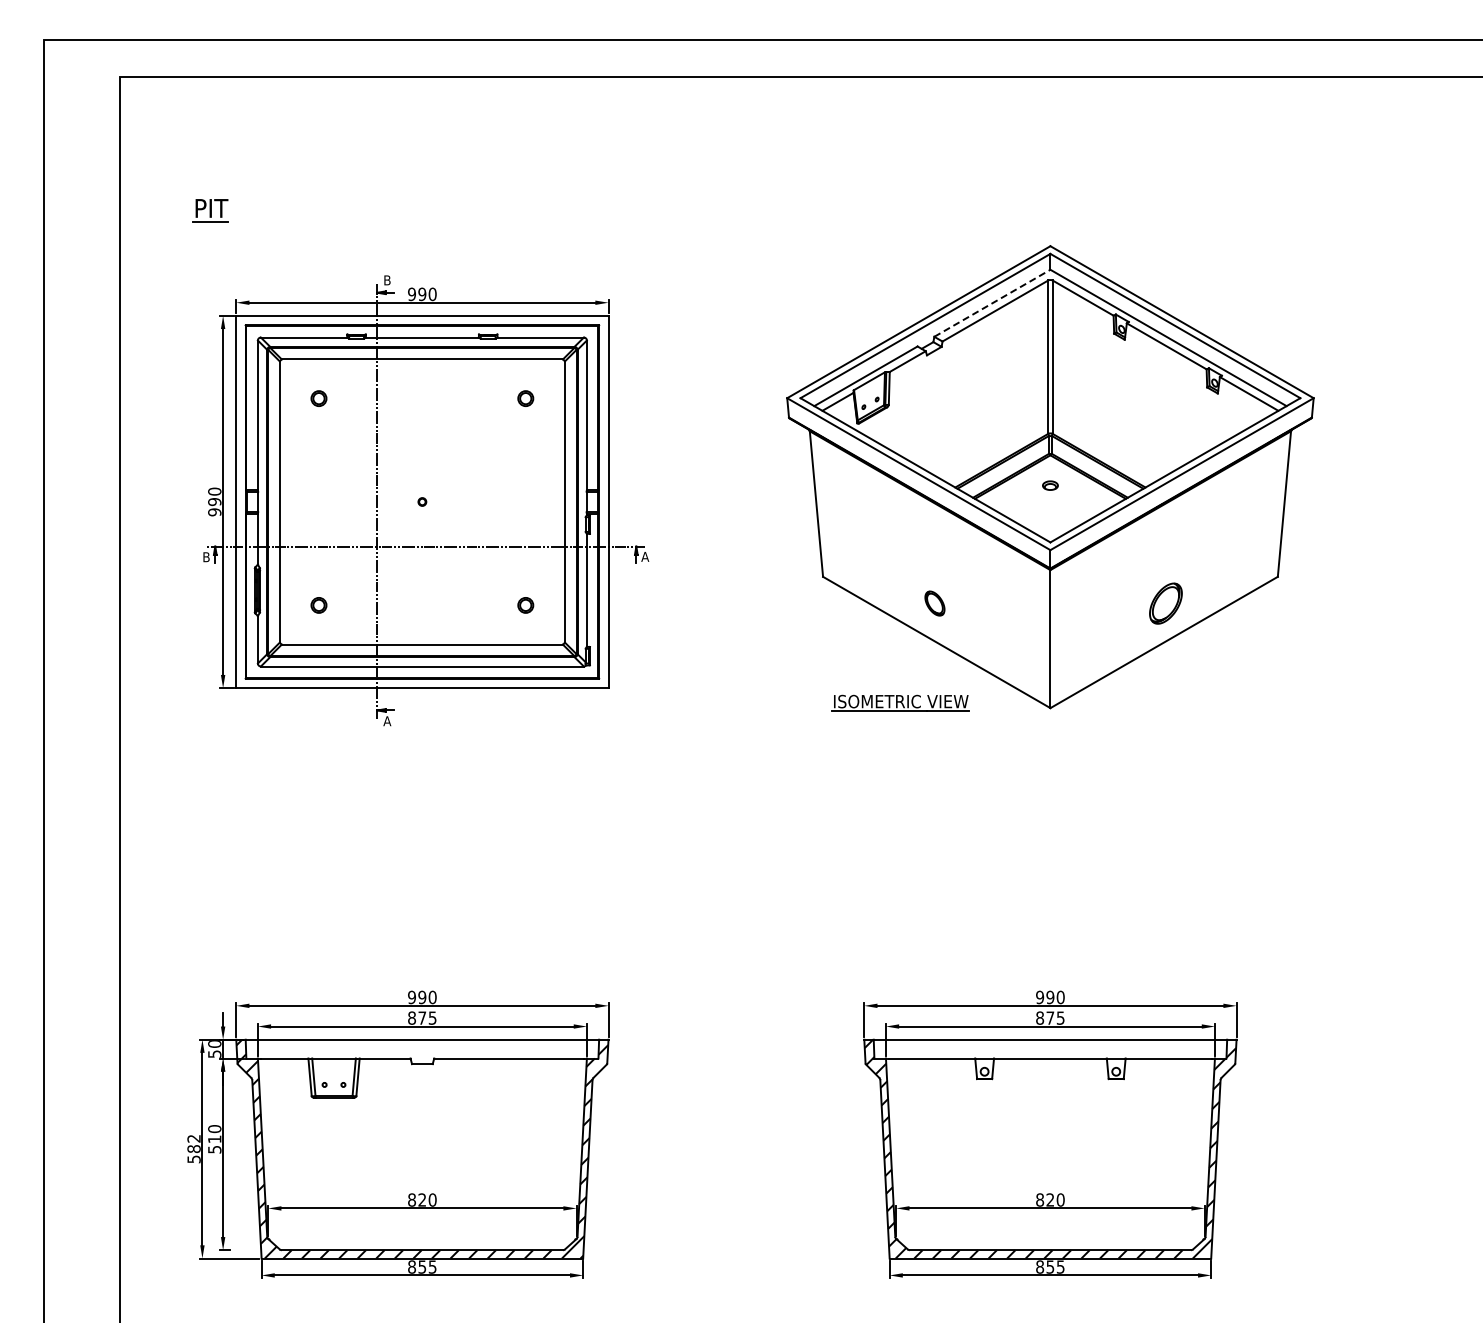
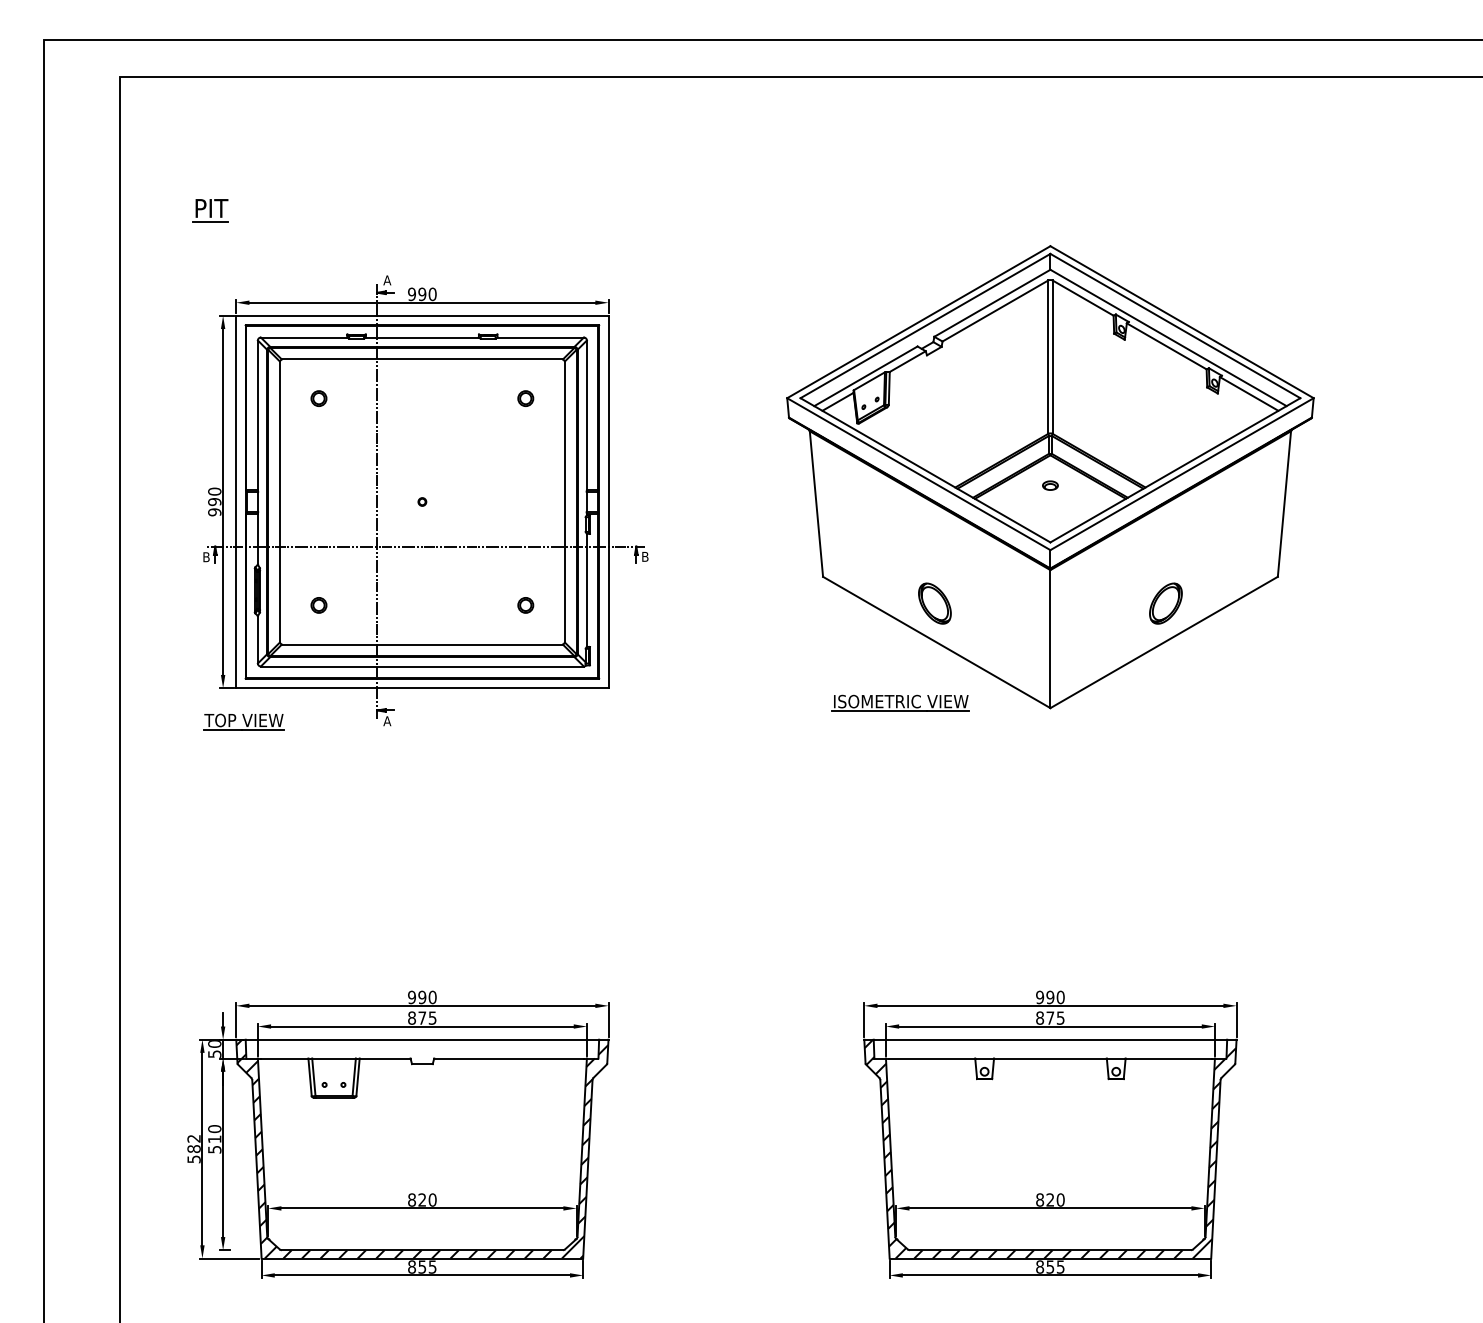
text: B -> A (387, 280)
line: dashed -> solid (992, 303)
text: A -> B (645, 556)
part size: 22x27 px -> 34x43 px (934, 603)
part: none -> present (243, 721)
